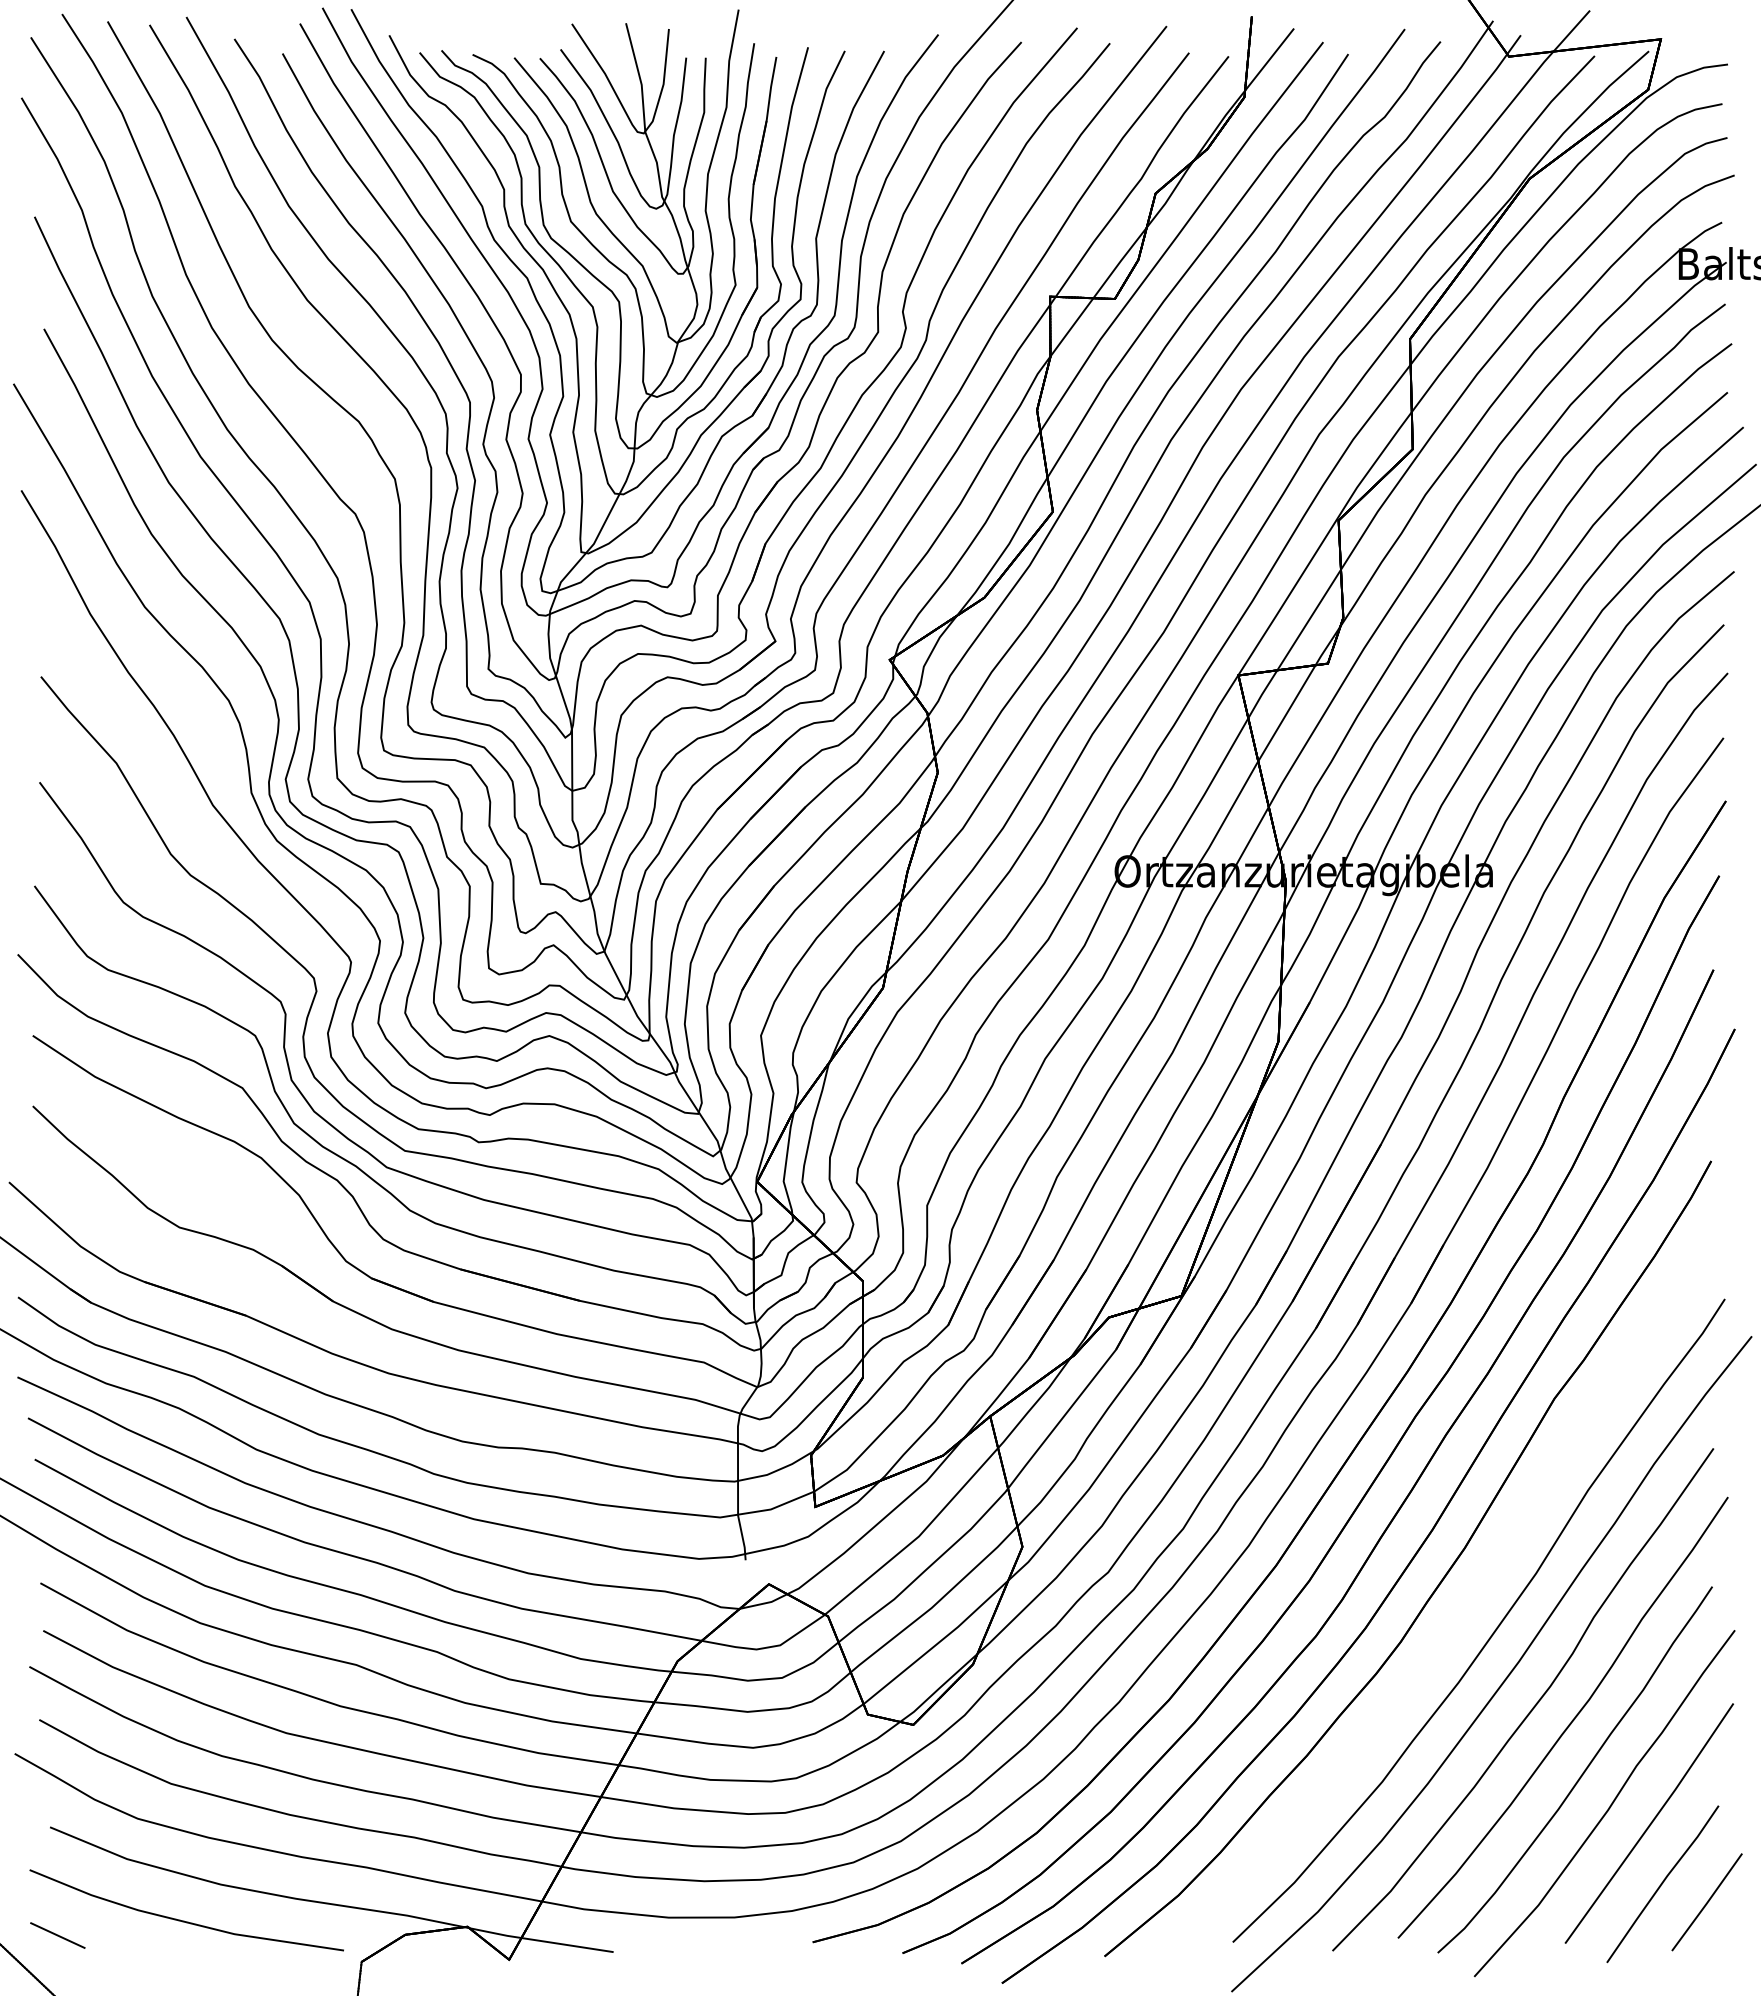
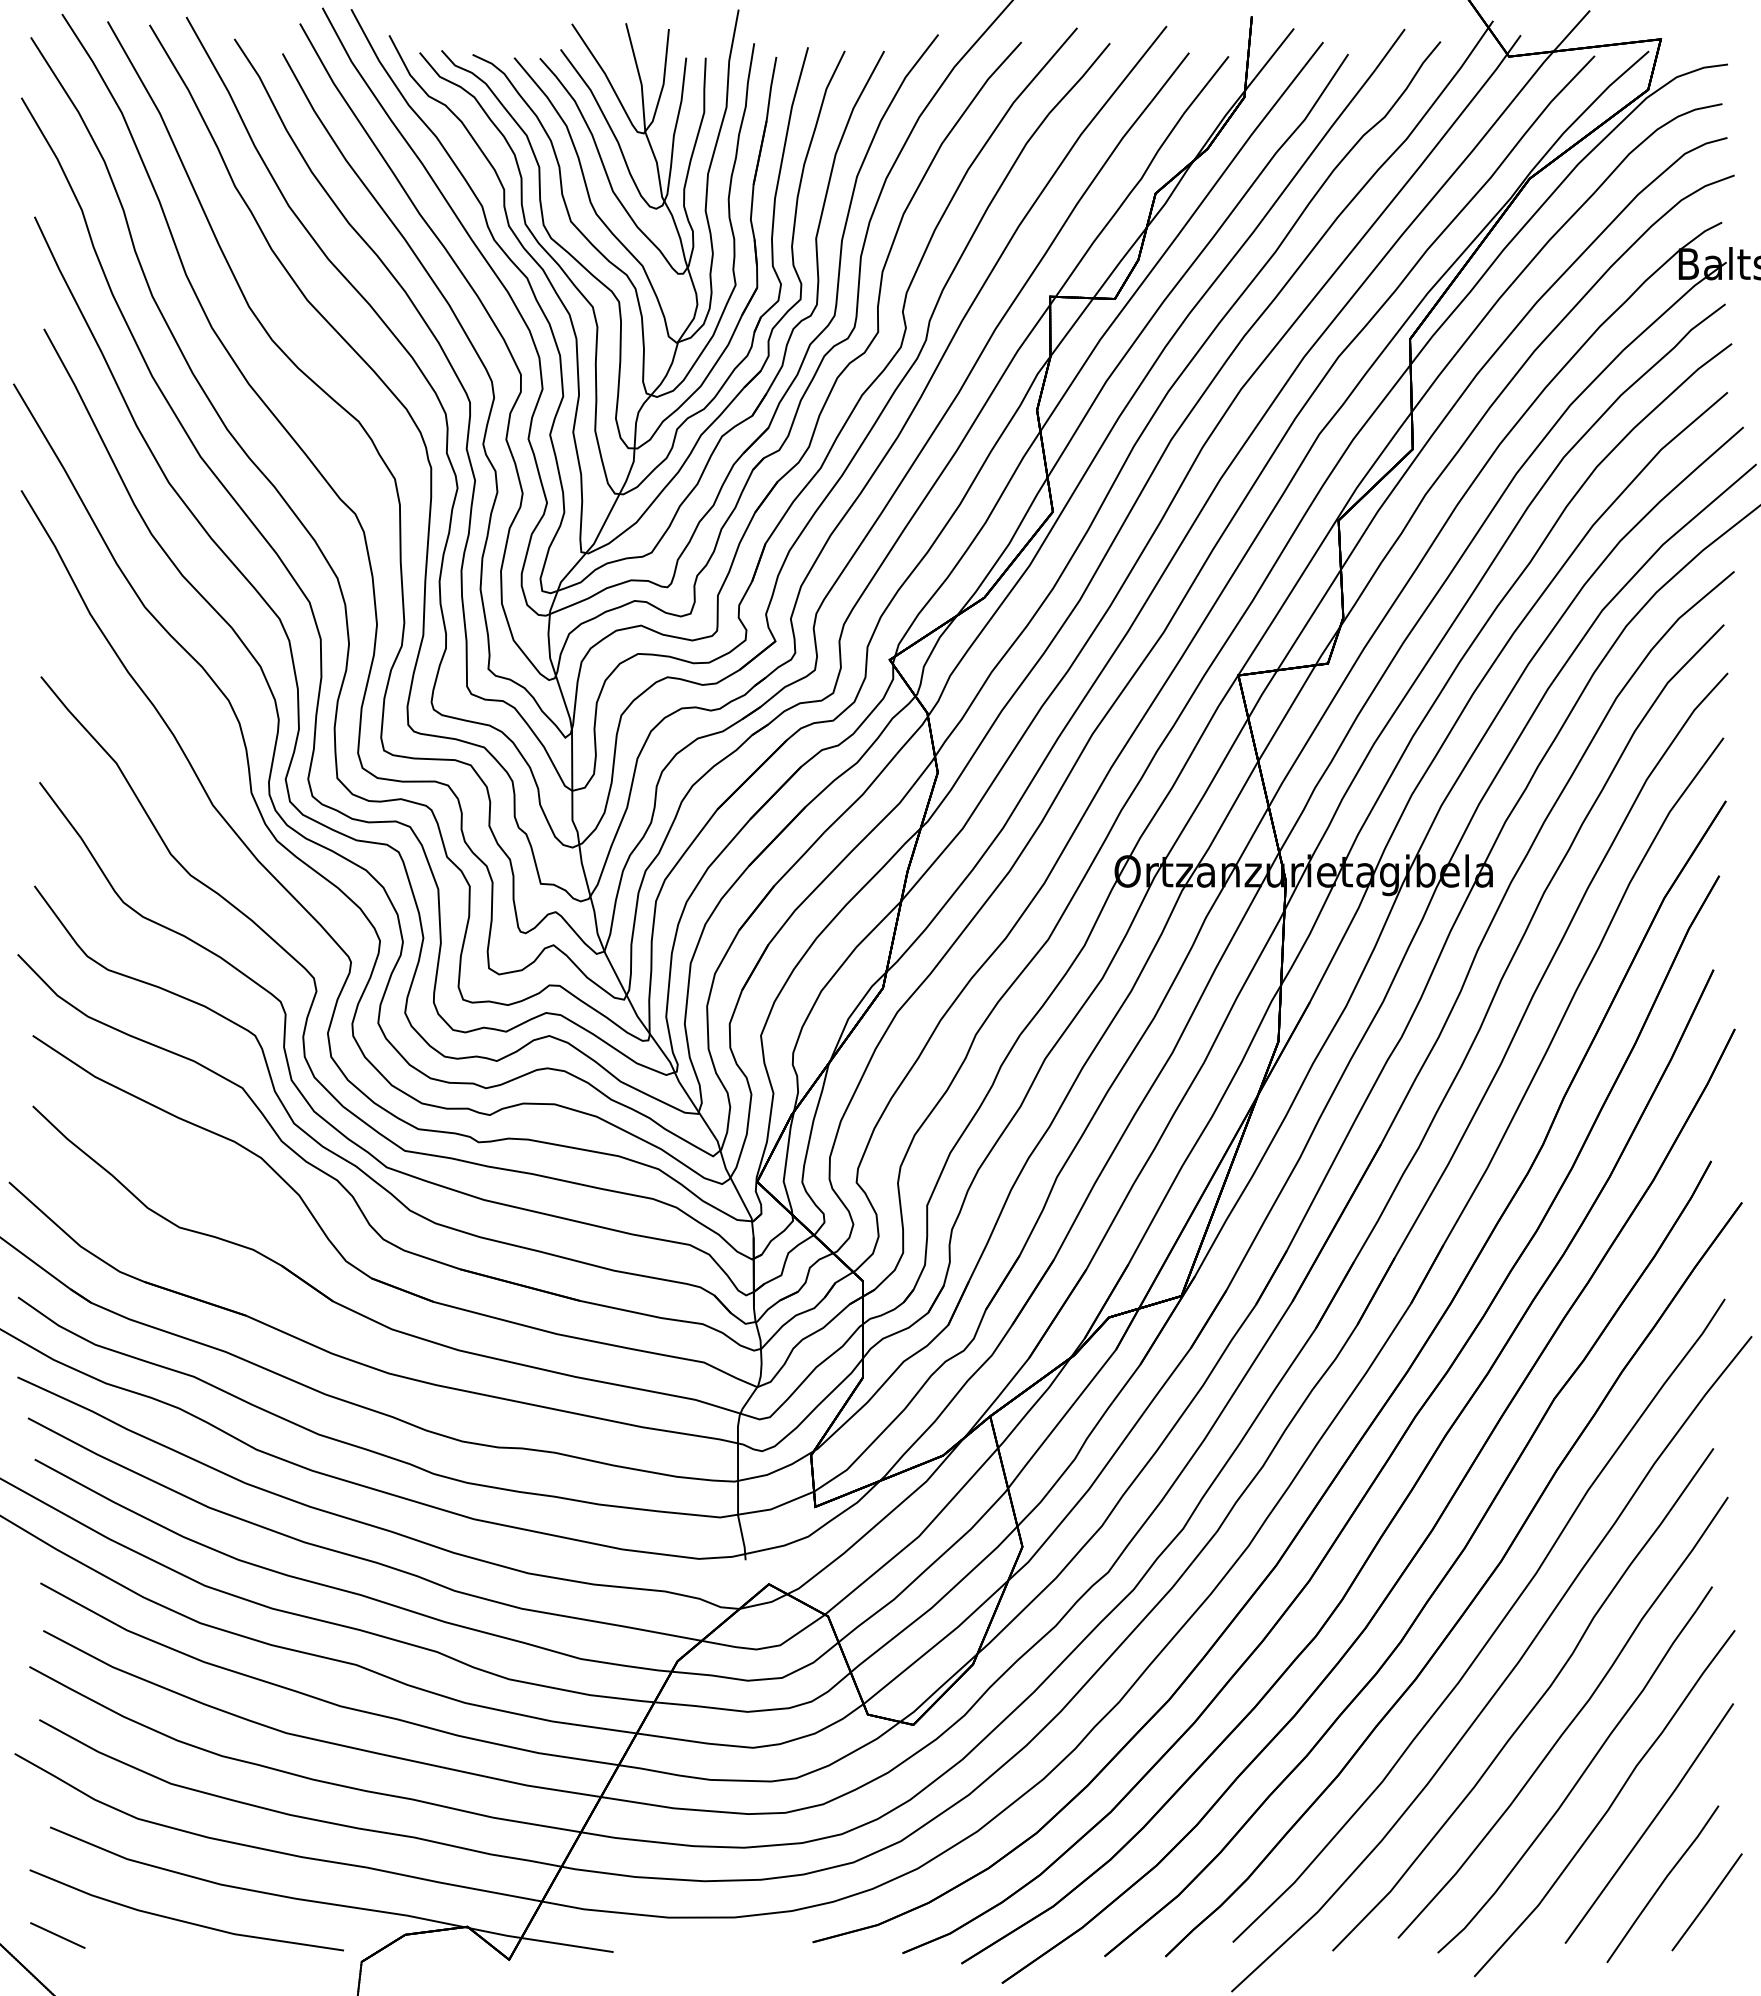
part: none -> present (1473, 1597)
